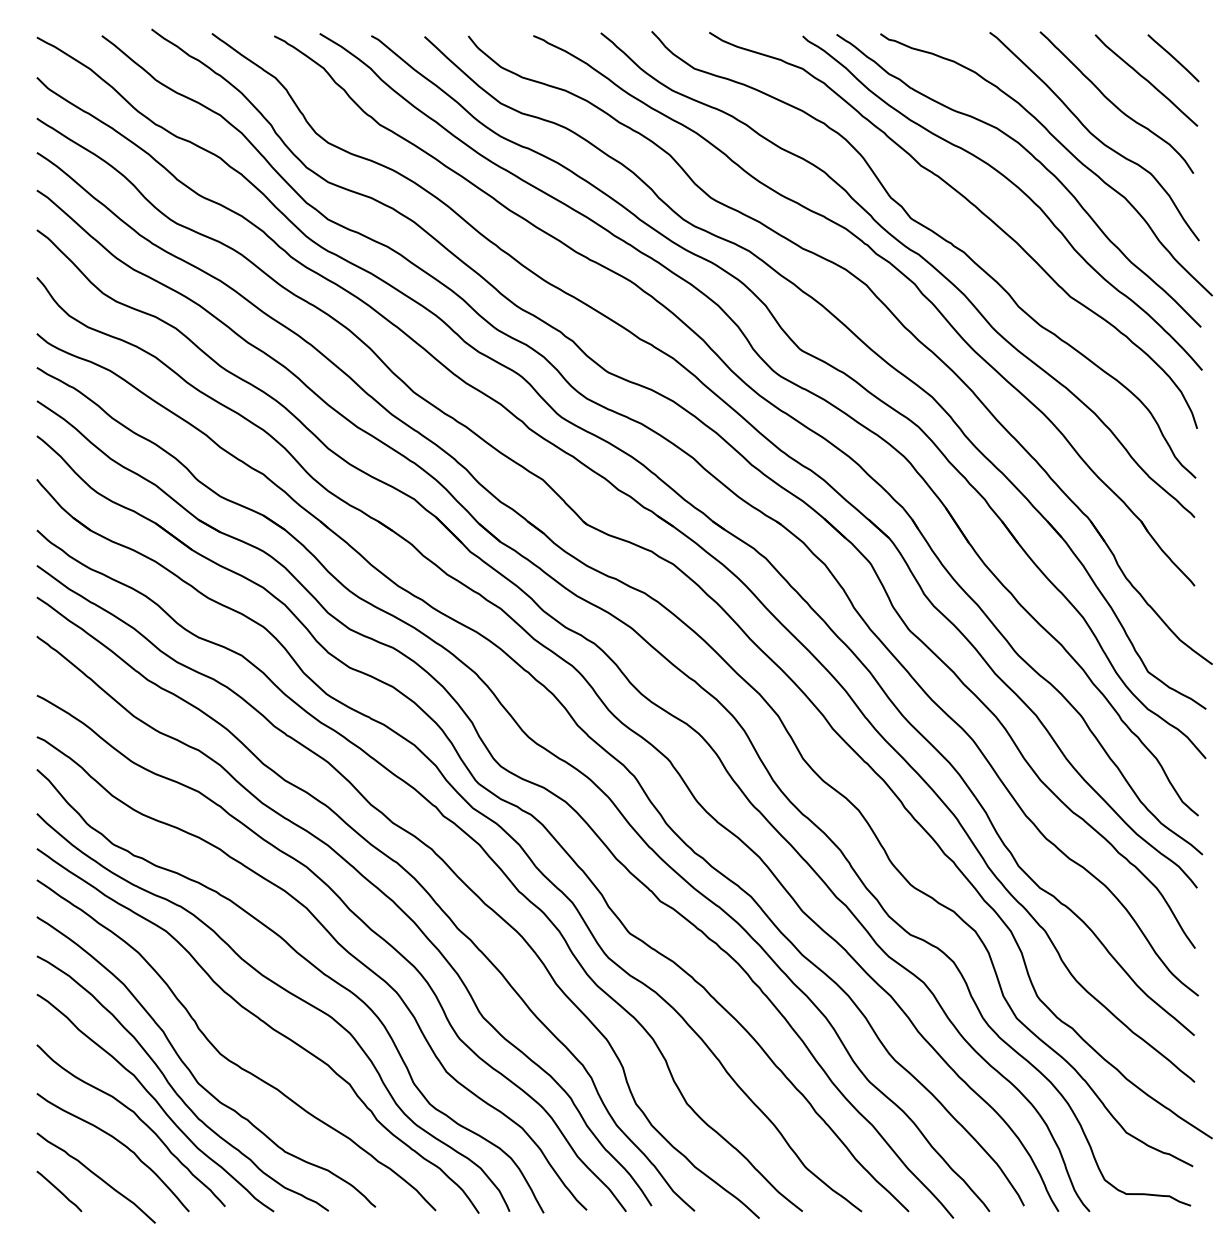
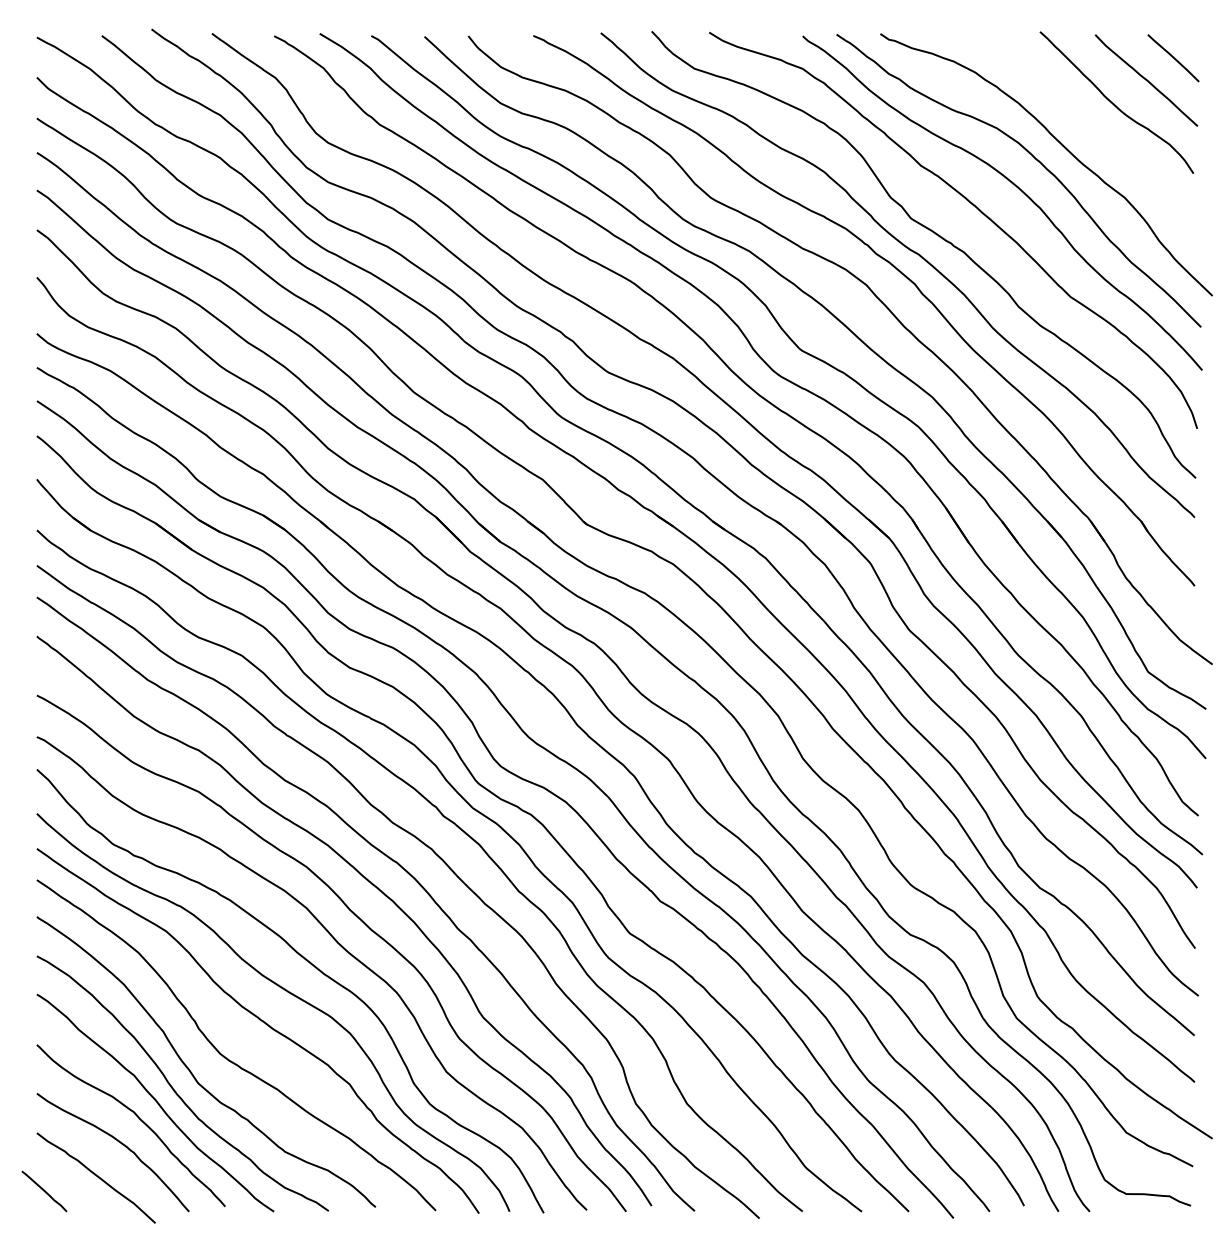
curve: present -> none (1094, 136)
line position: (59, 1191) -> (44, 1191) (44, 1191)
